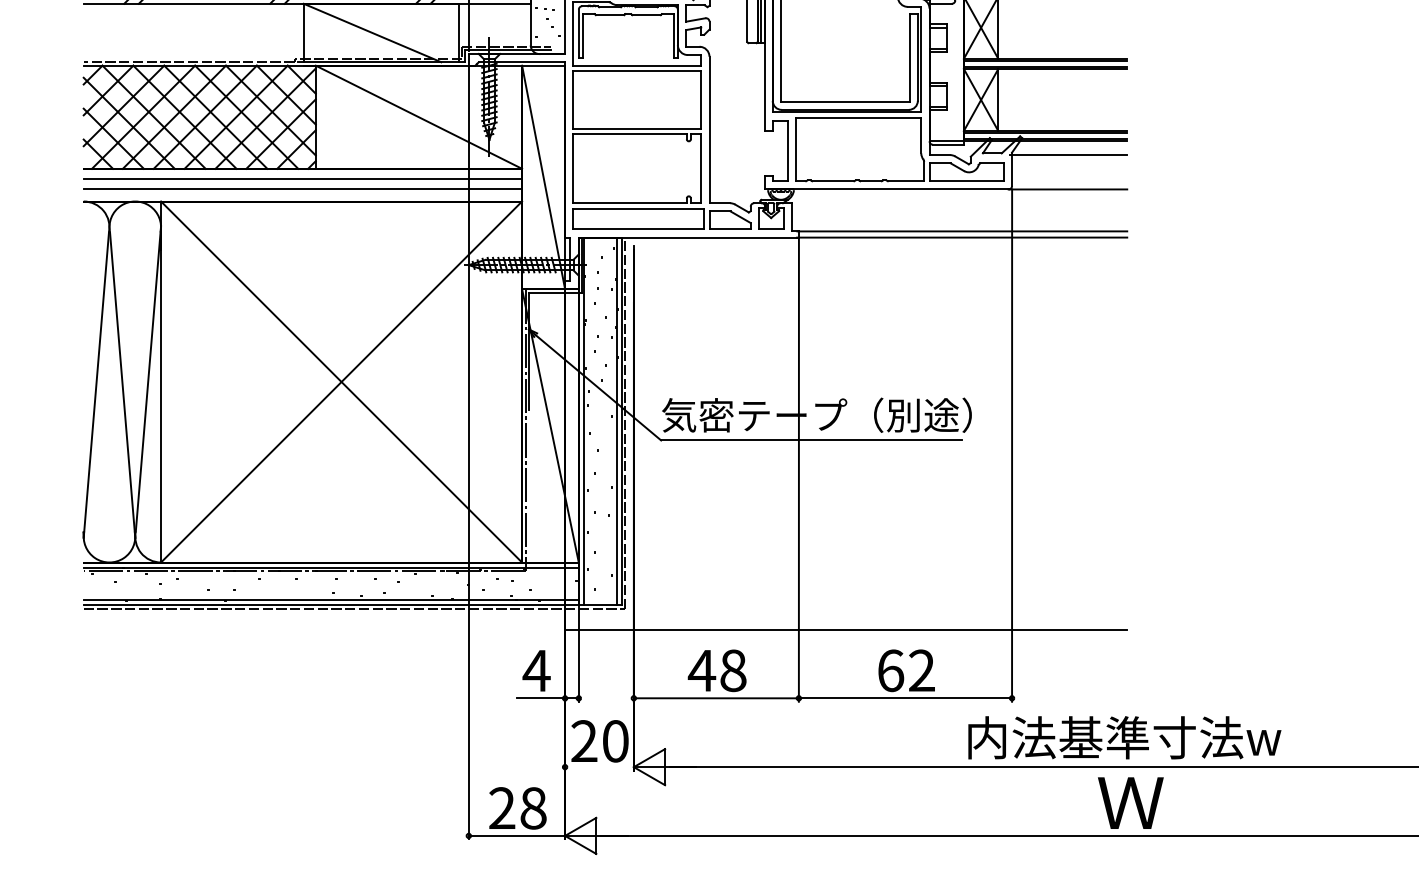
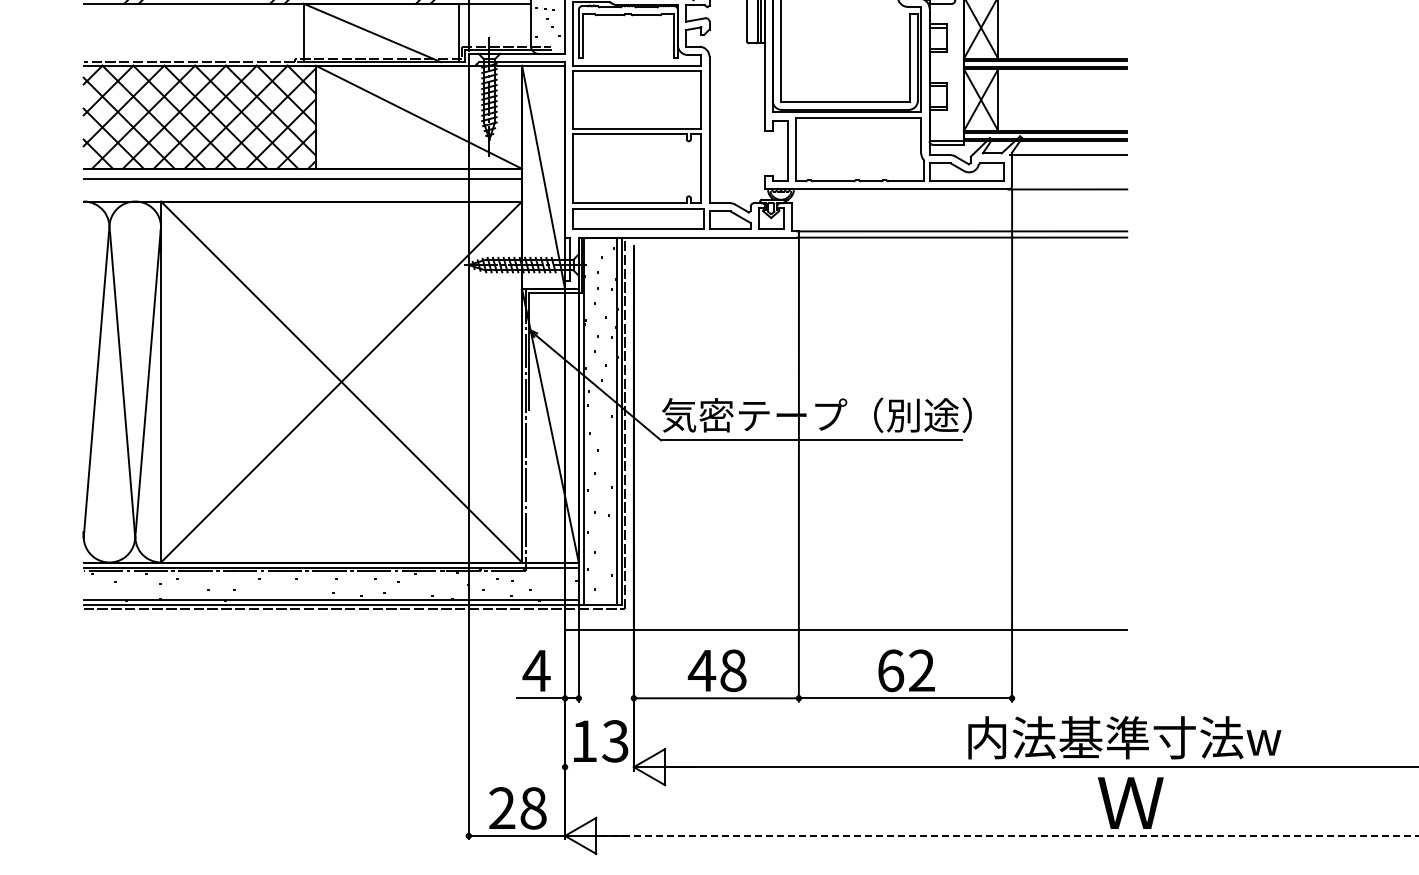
line: present -> none (302, 189)
text: 20 -> 13 (599, 741)
line: solid -> dashed (1009, 835)
